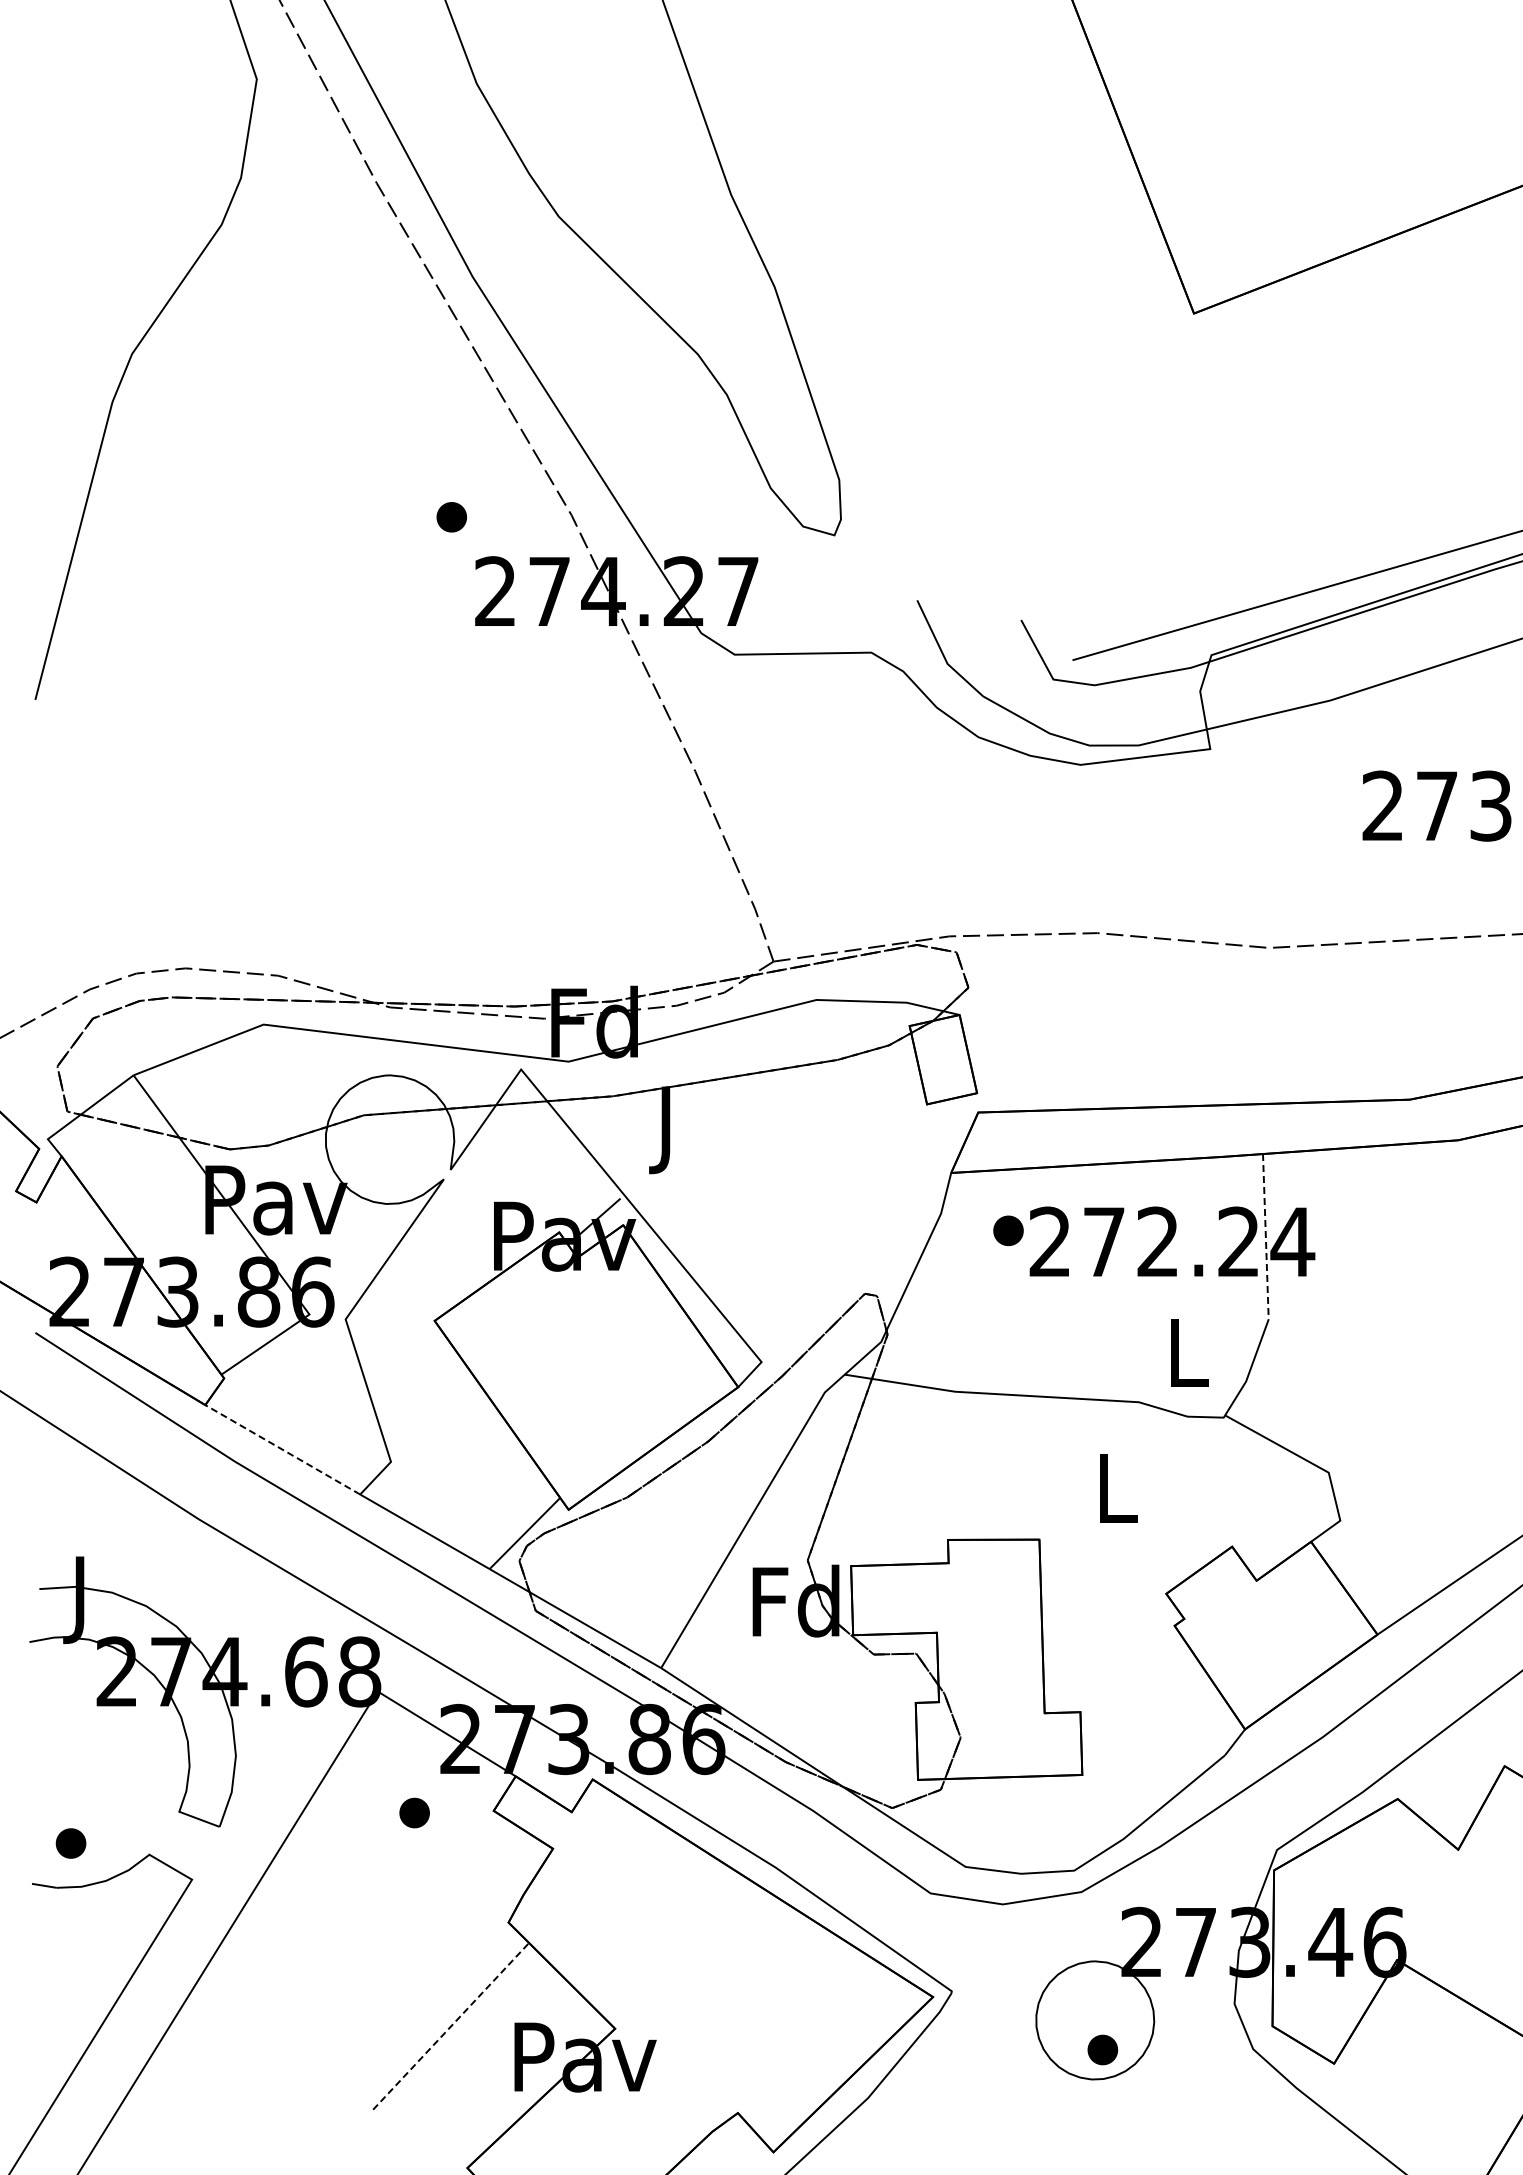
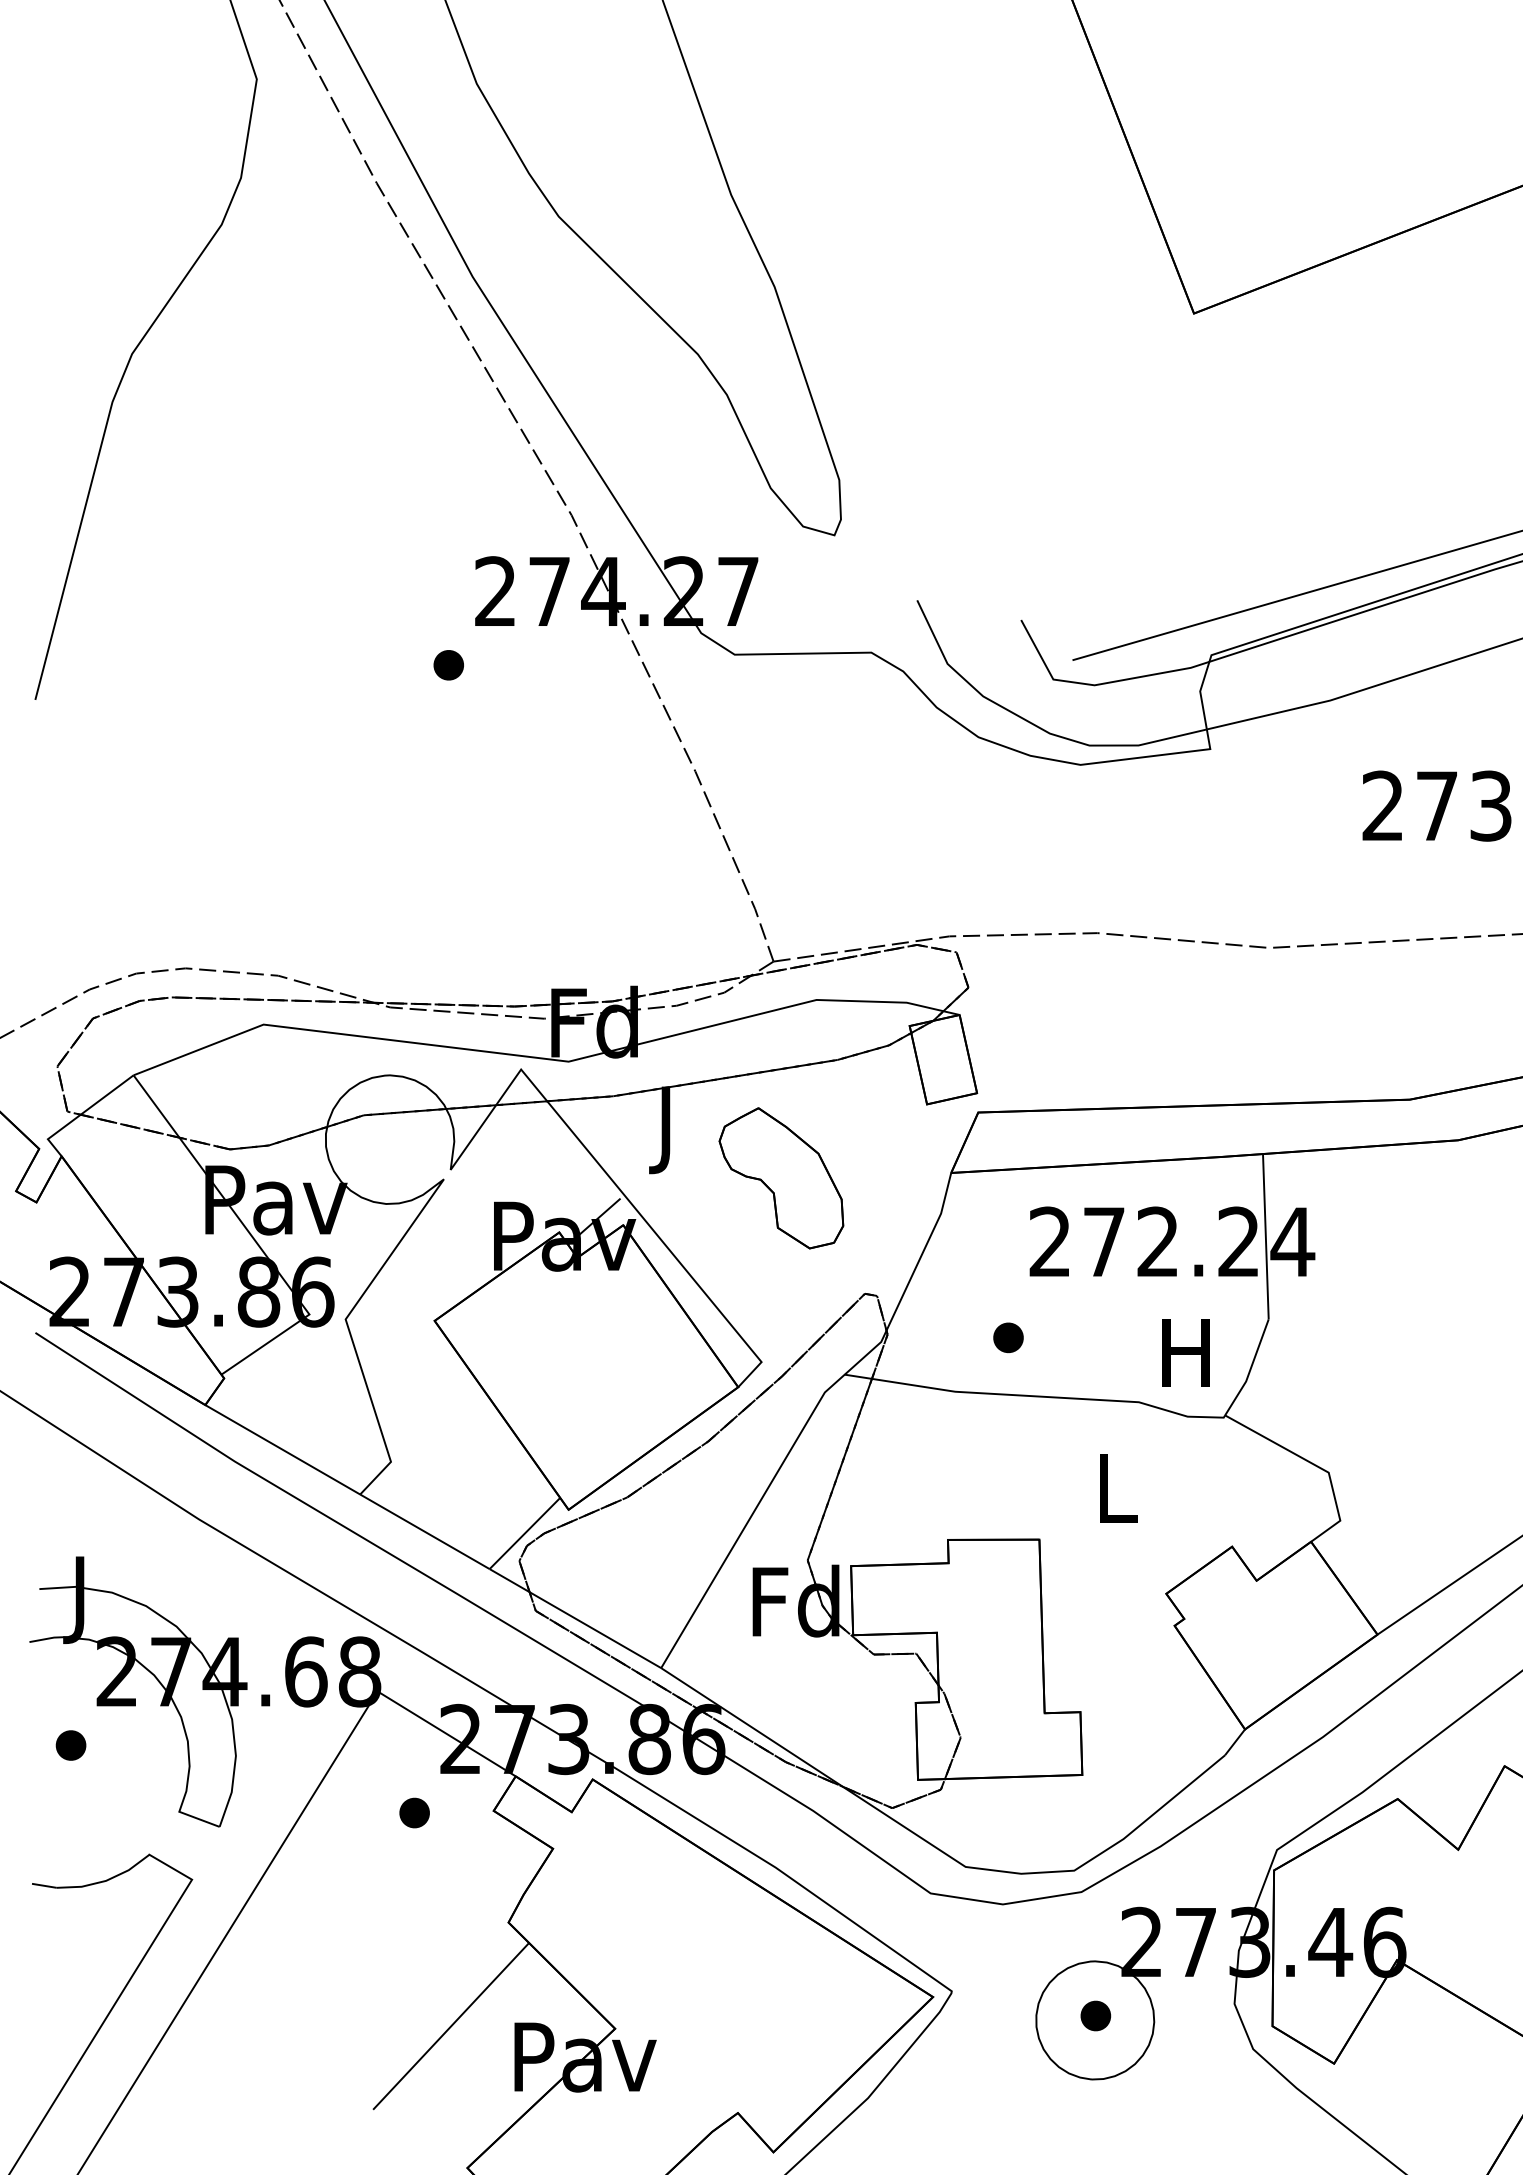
part position: (451, 517) -> (448, 665) (448, 665)
part: none -> present (781, 1178)
part position: (1008, 1230) -> (1008, 1337) (1008, 1337)
line: dashed -> solid (1265, 1236)
text: L -> H (1185, 1352)
line: dashed -> solid (282, 1449)
part position: (70, 1843) -> (70, 1745) (70, 1745)
line: dashed -> solid (451, 2026)
part position: (1102, 2049) -> (1095, 2015) (1095, 2015)
